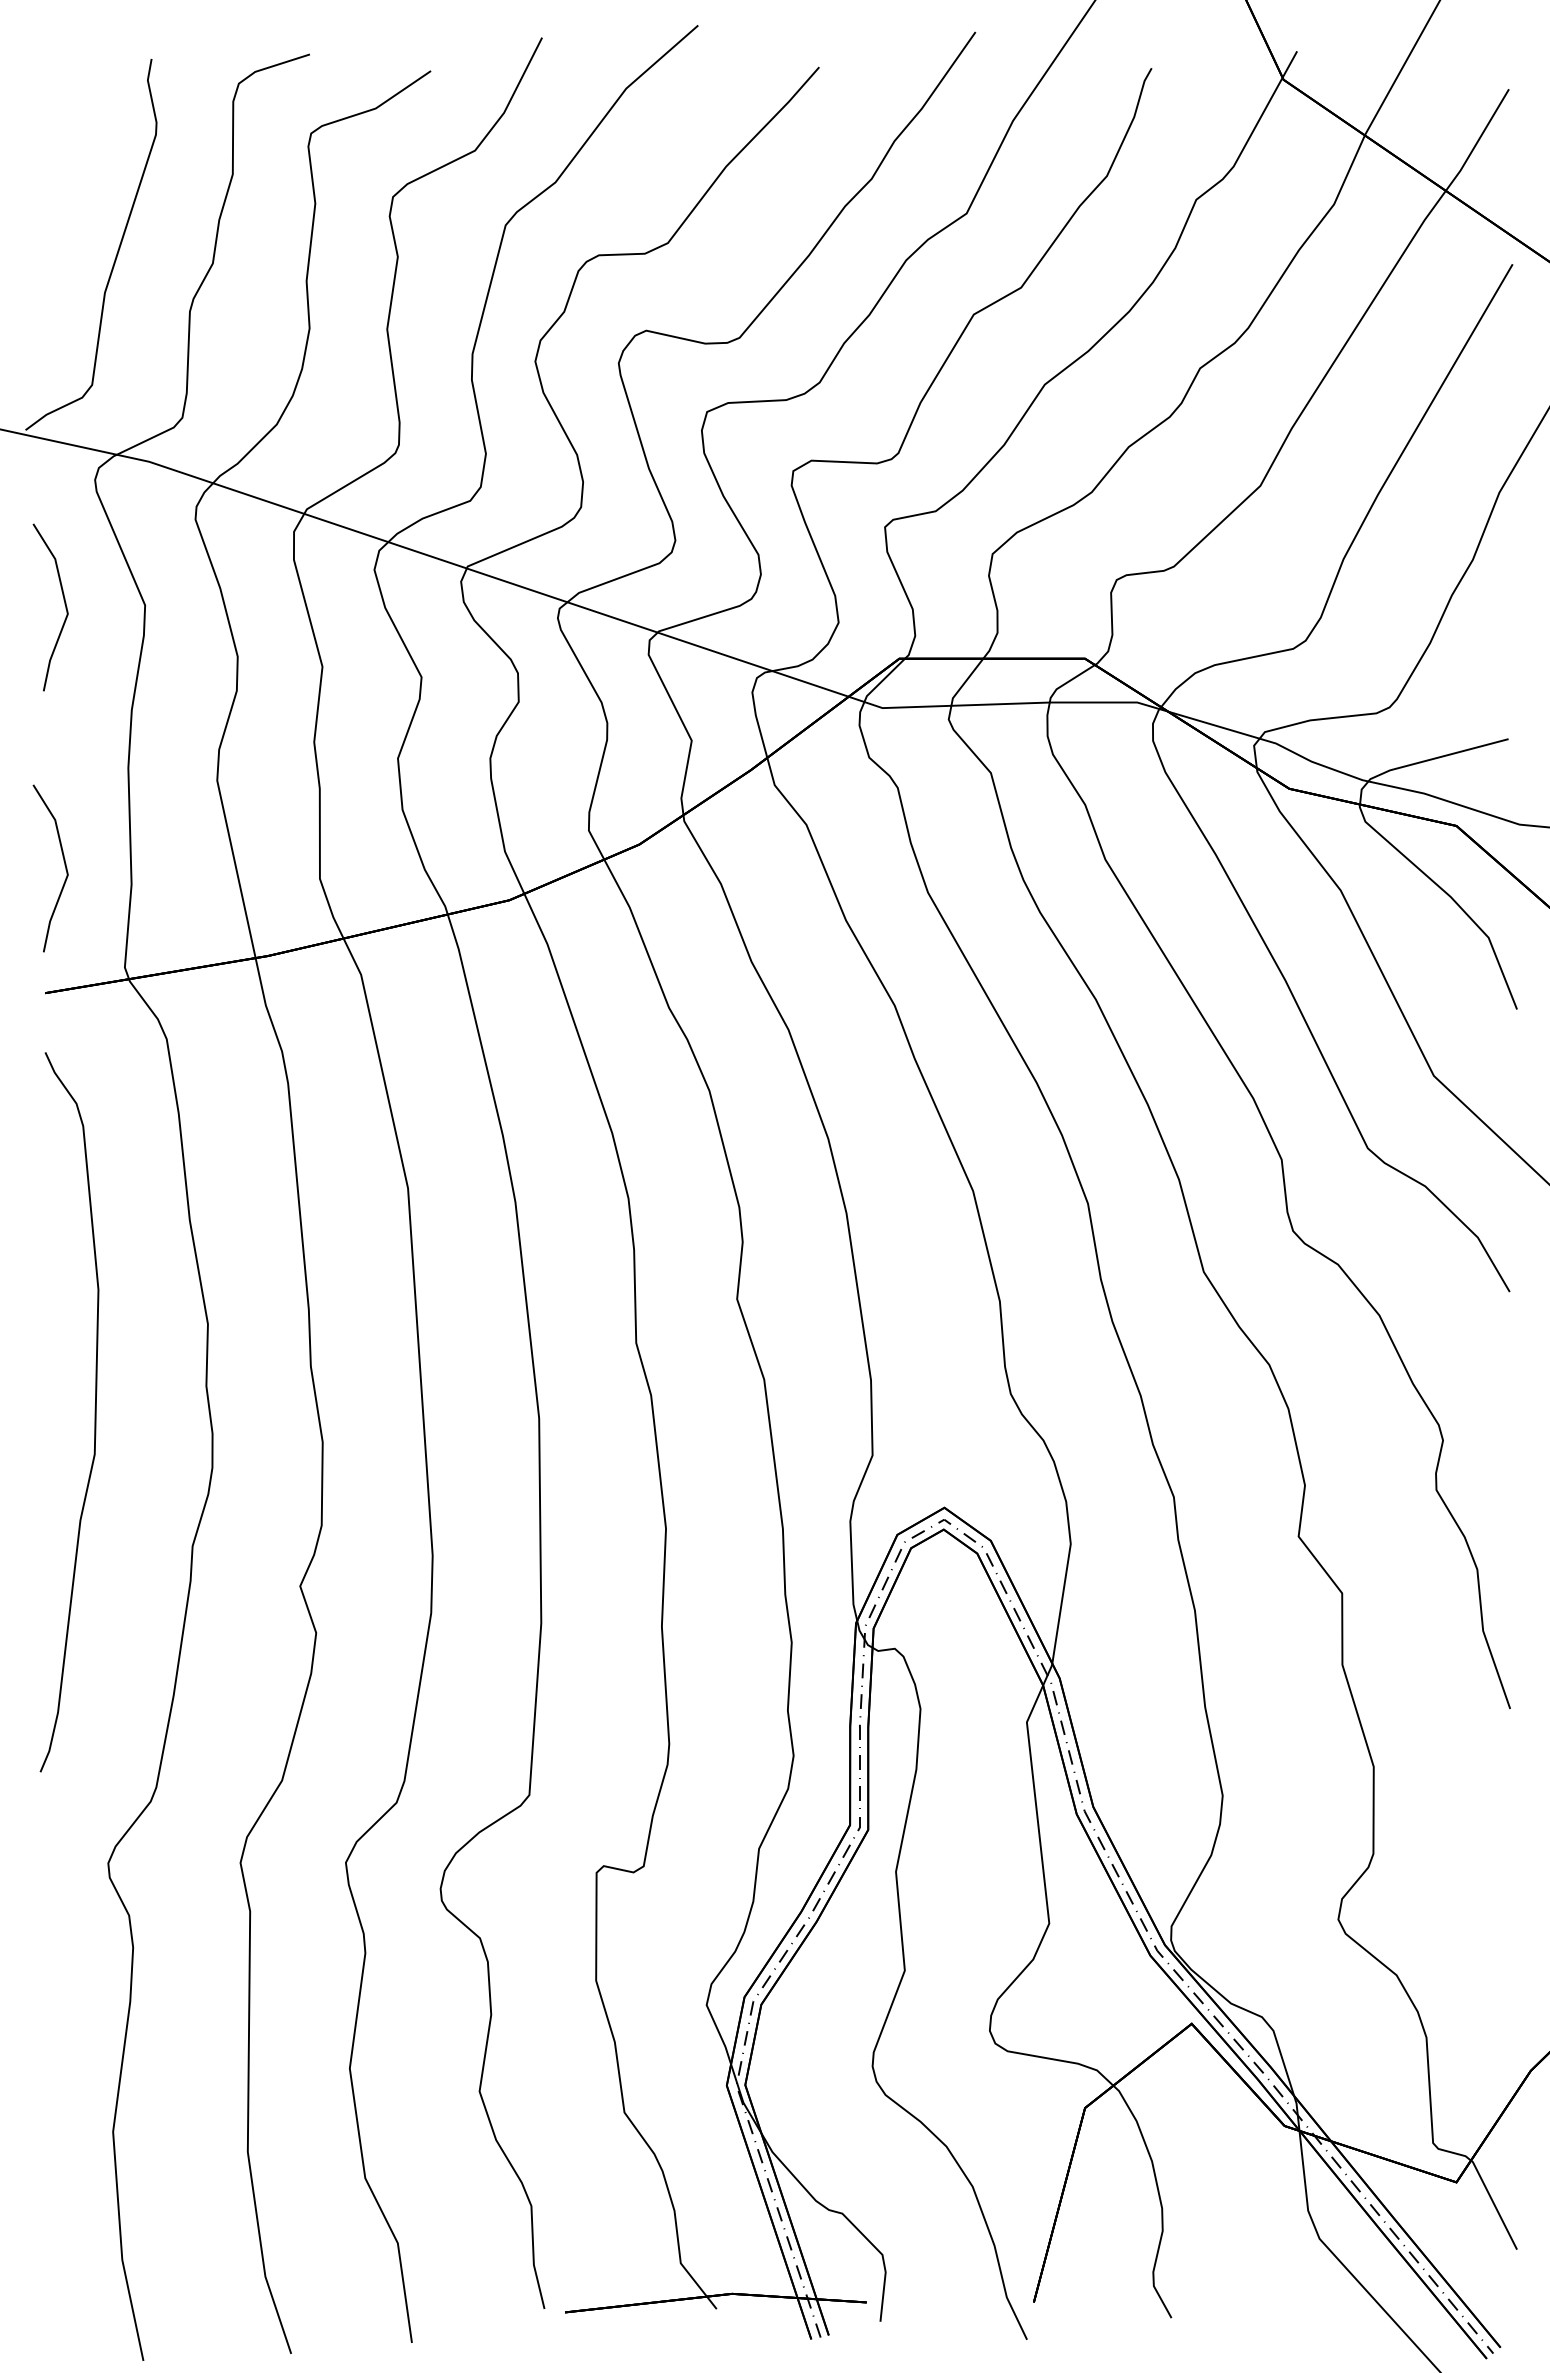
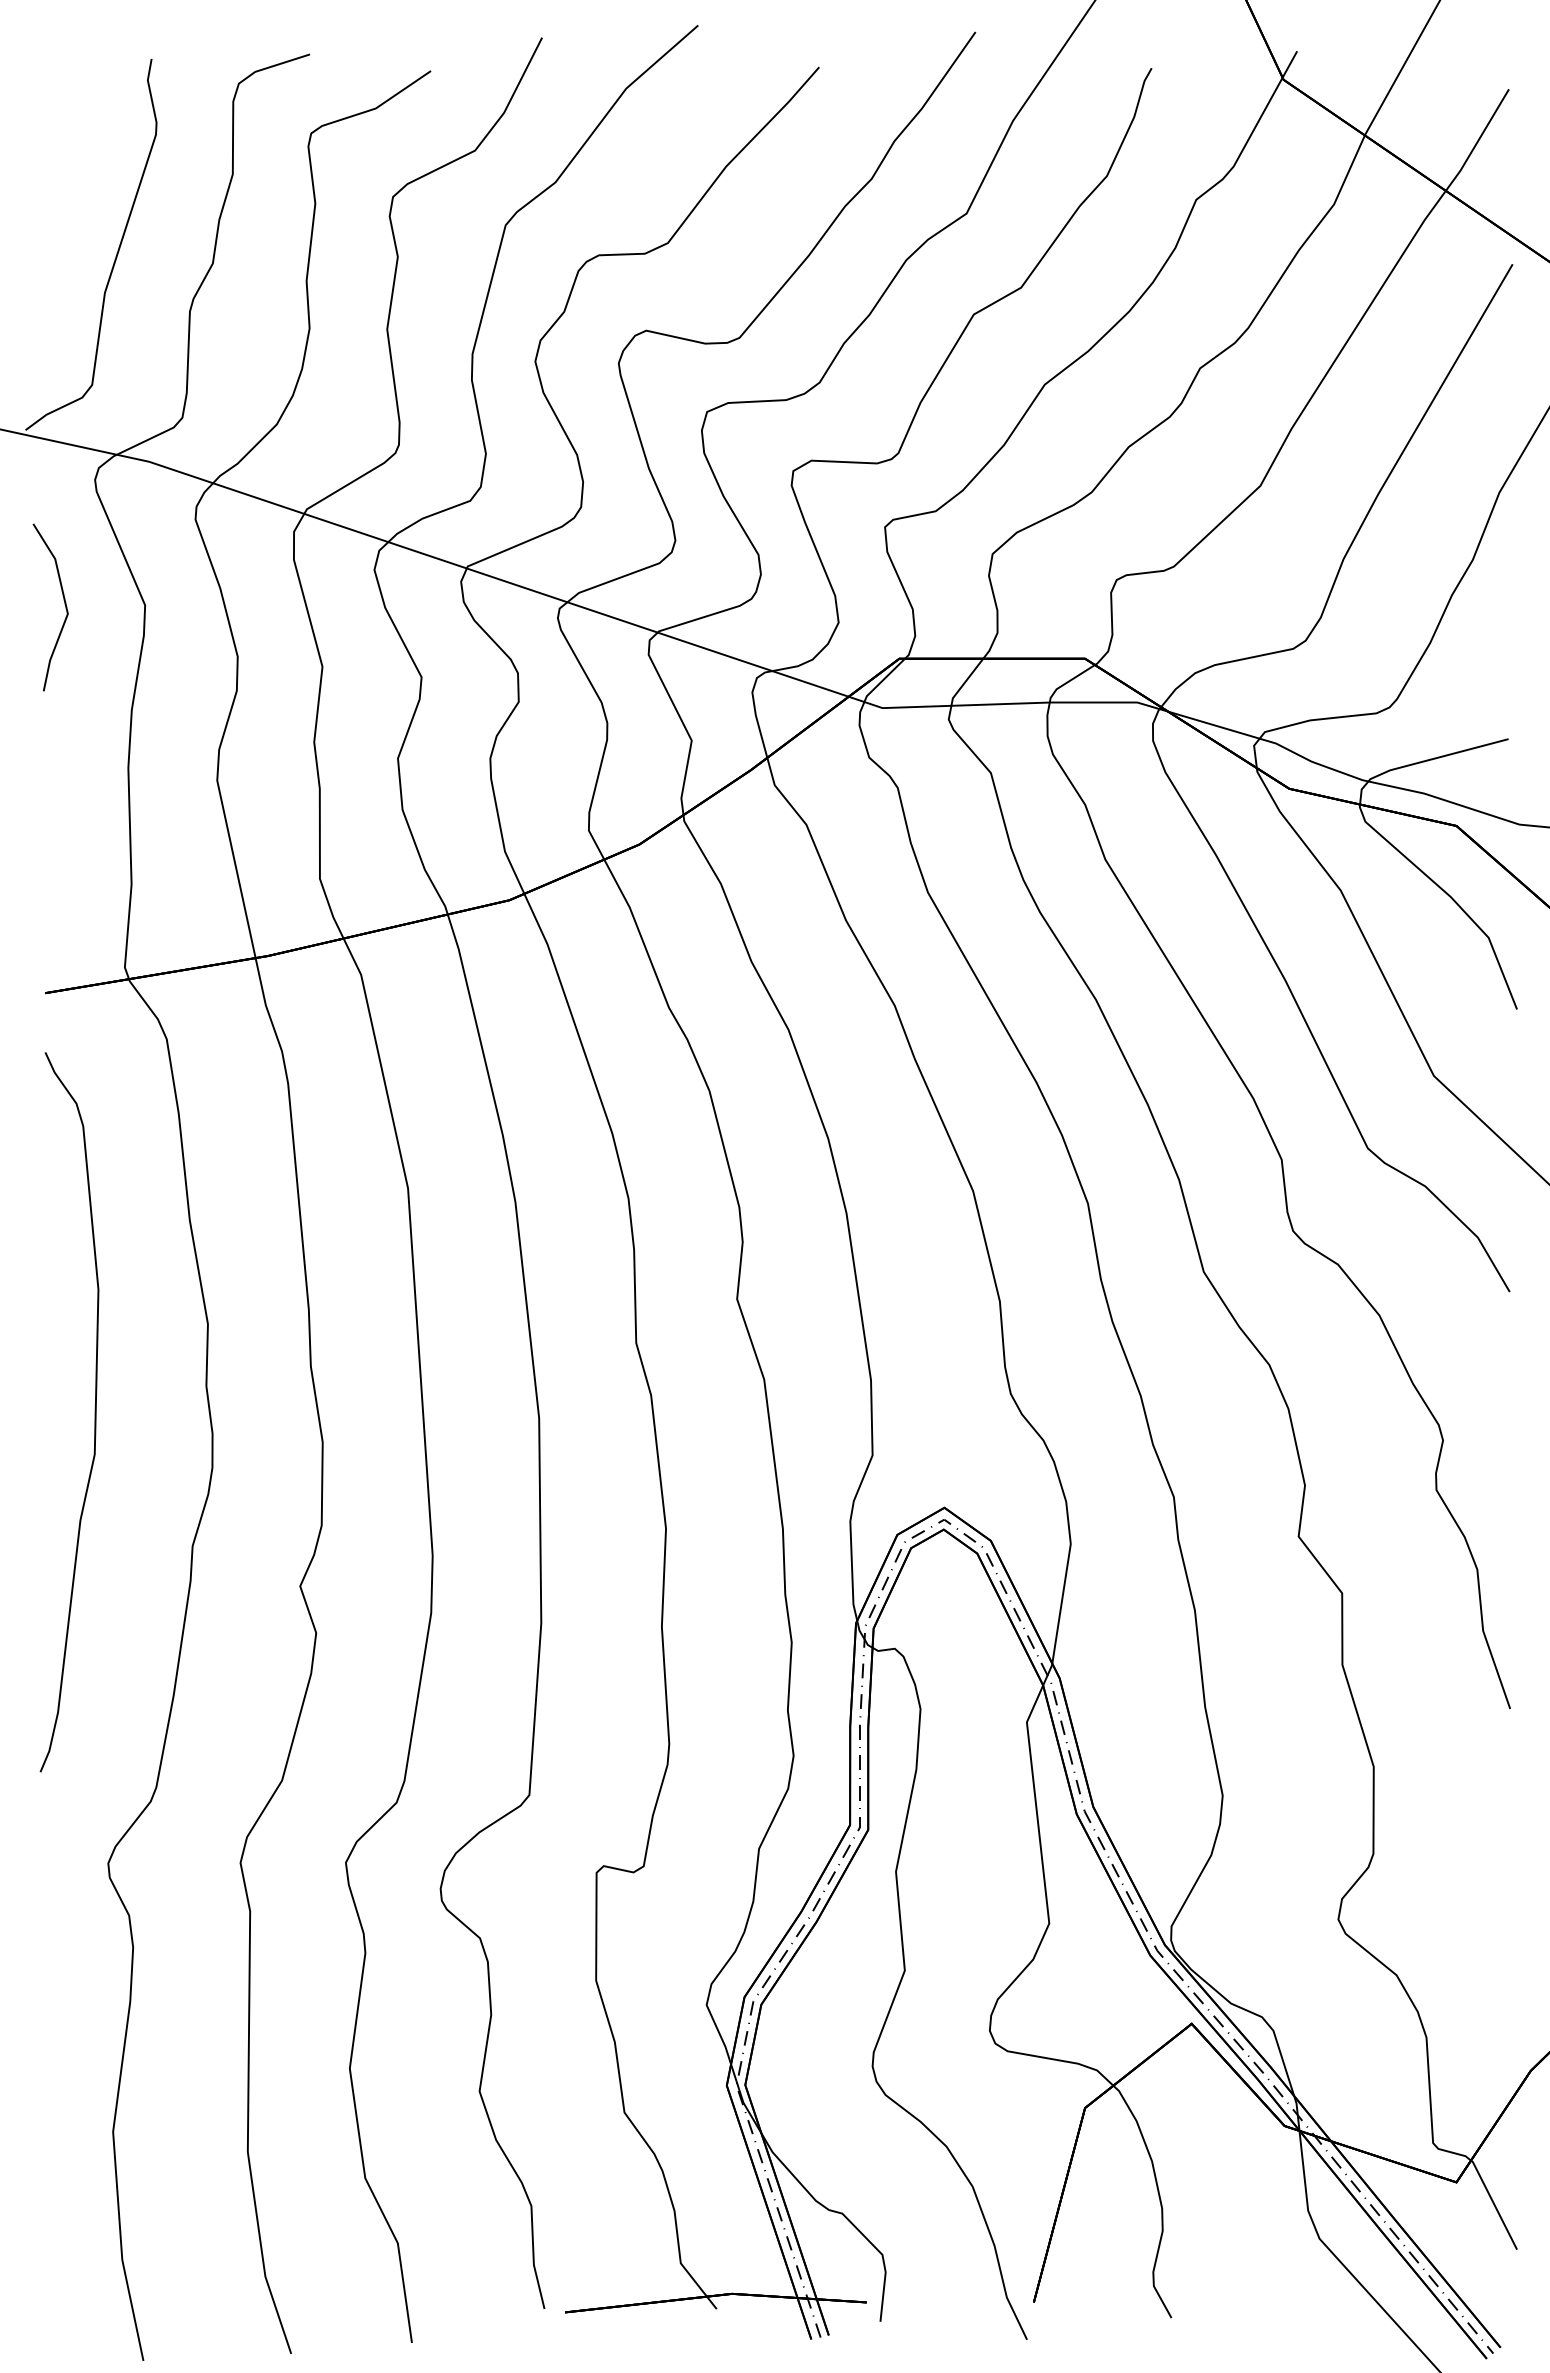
line: present -> none (64, 865)
